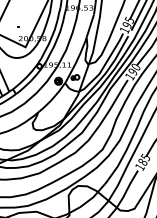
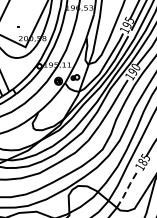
line: solid -> dashed (127, 189)
